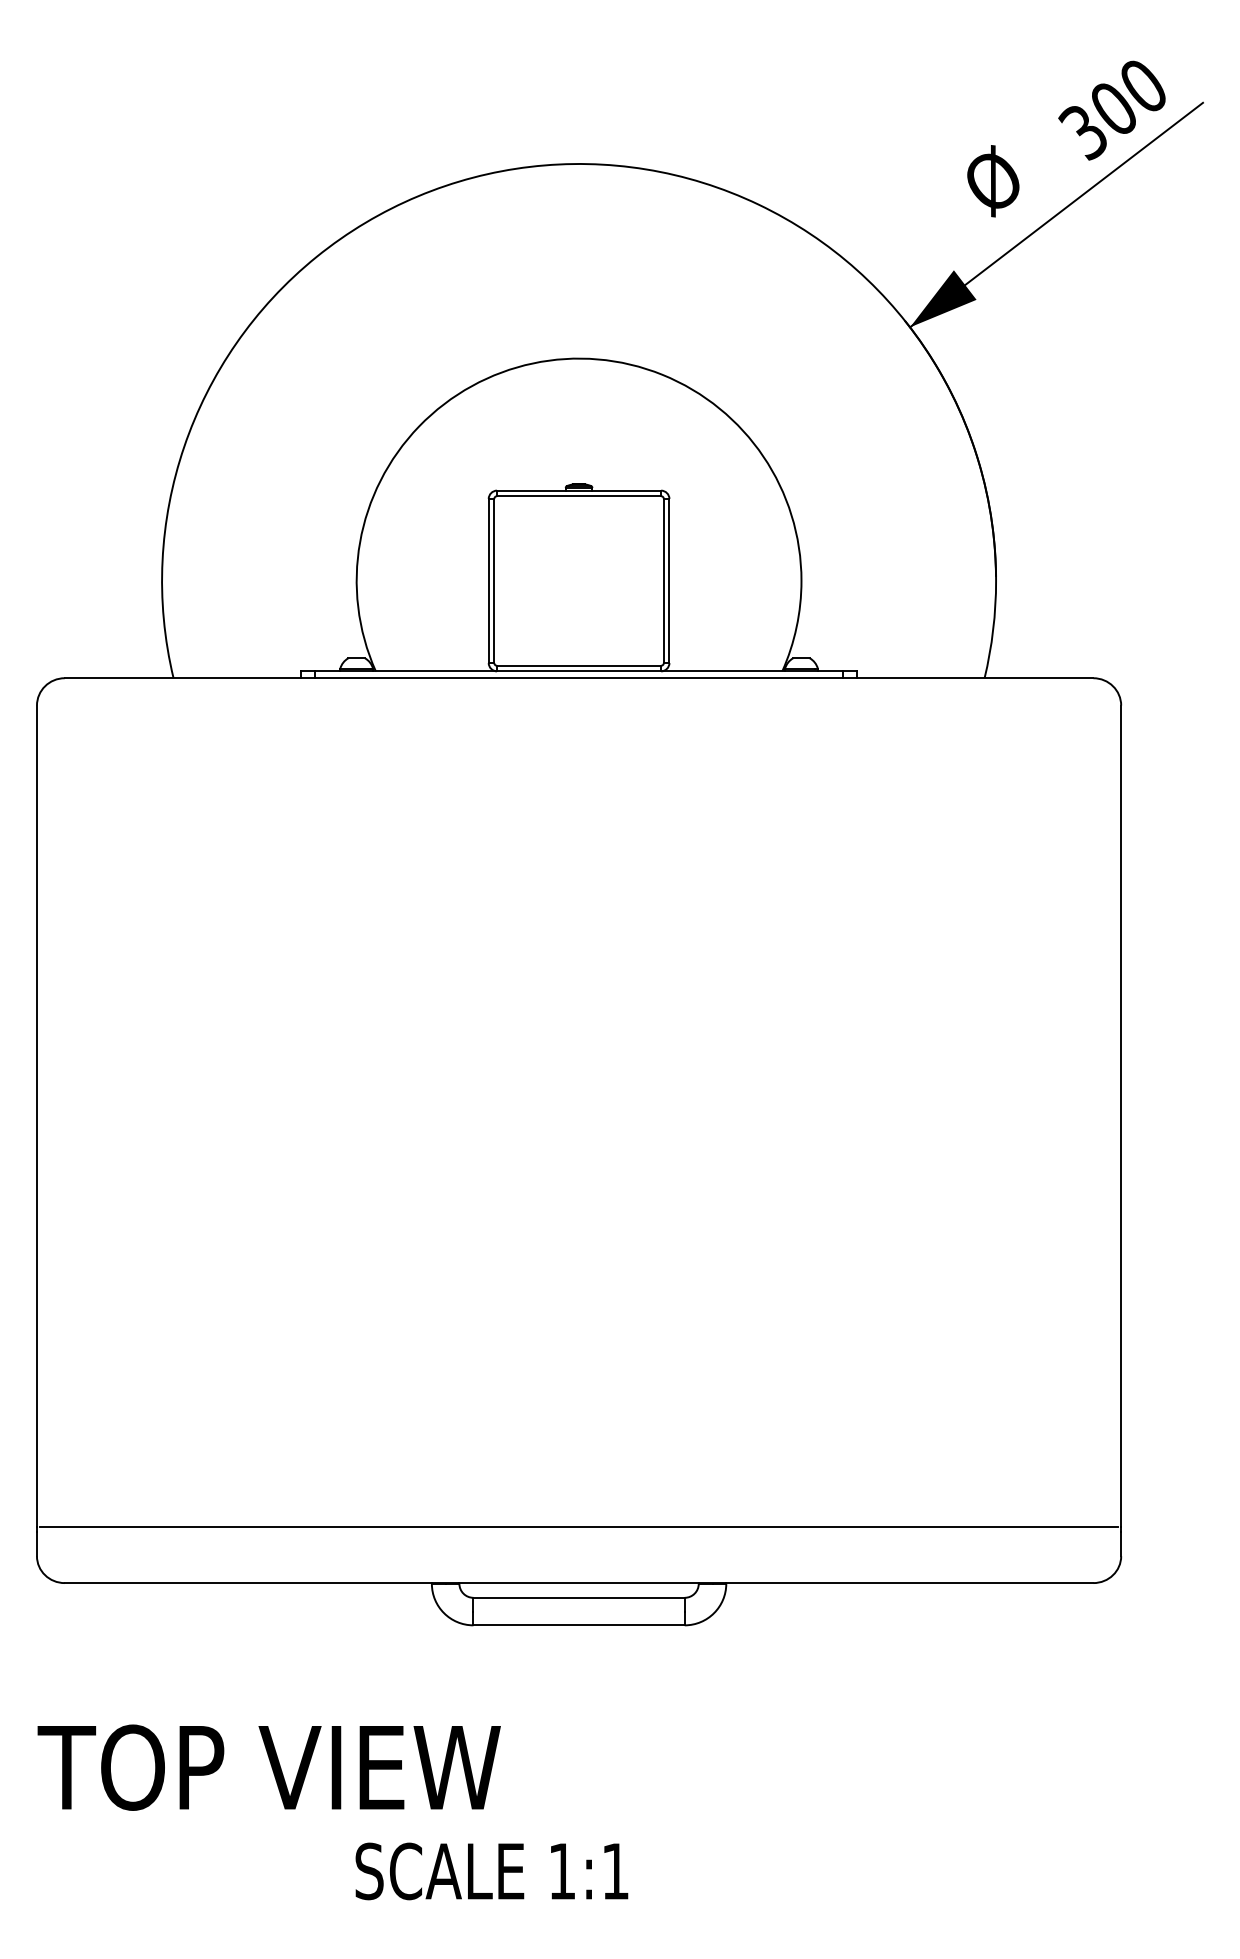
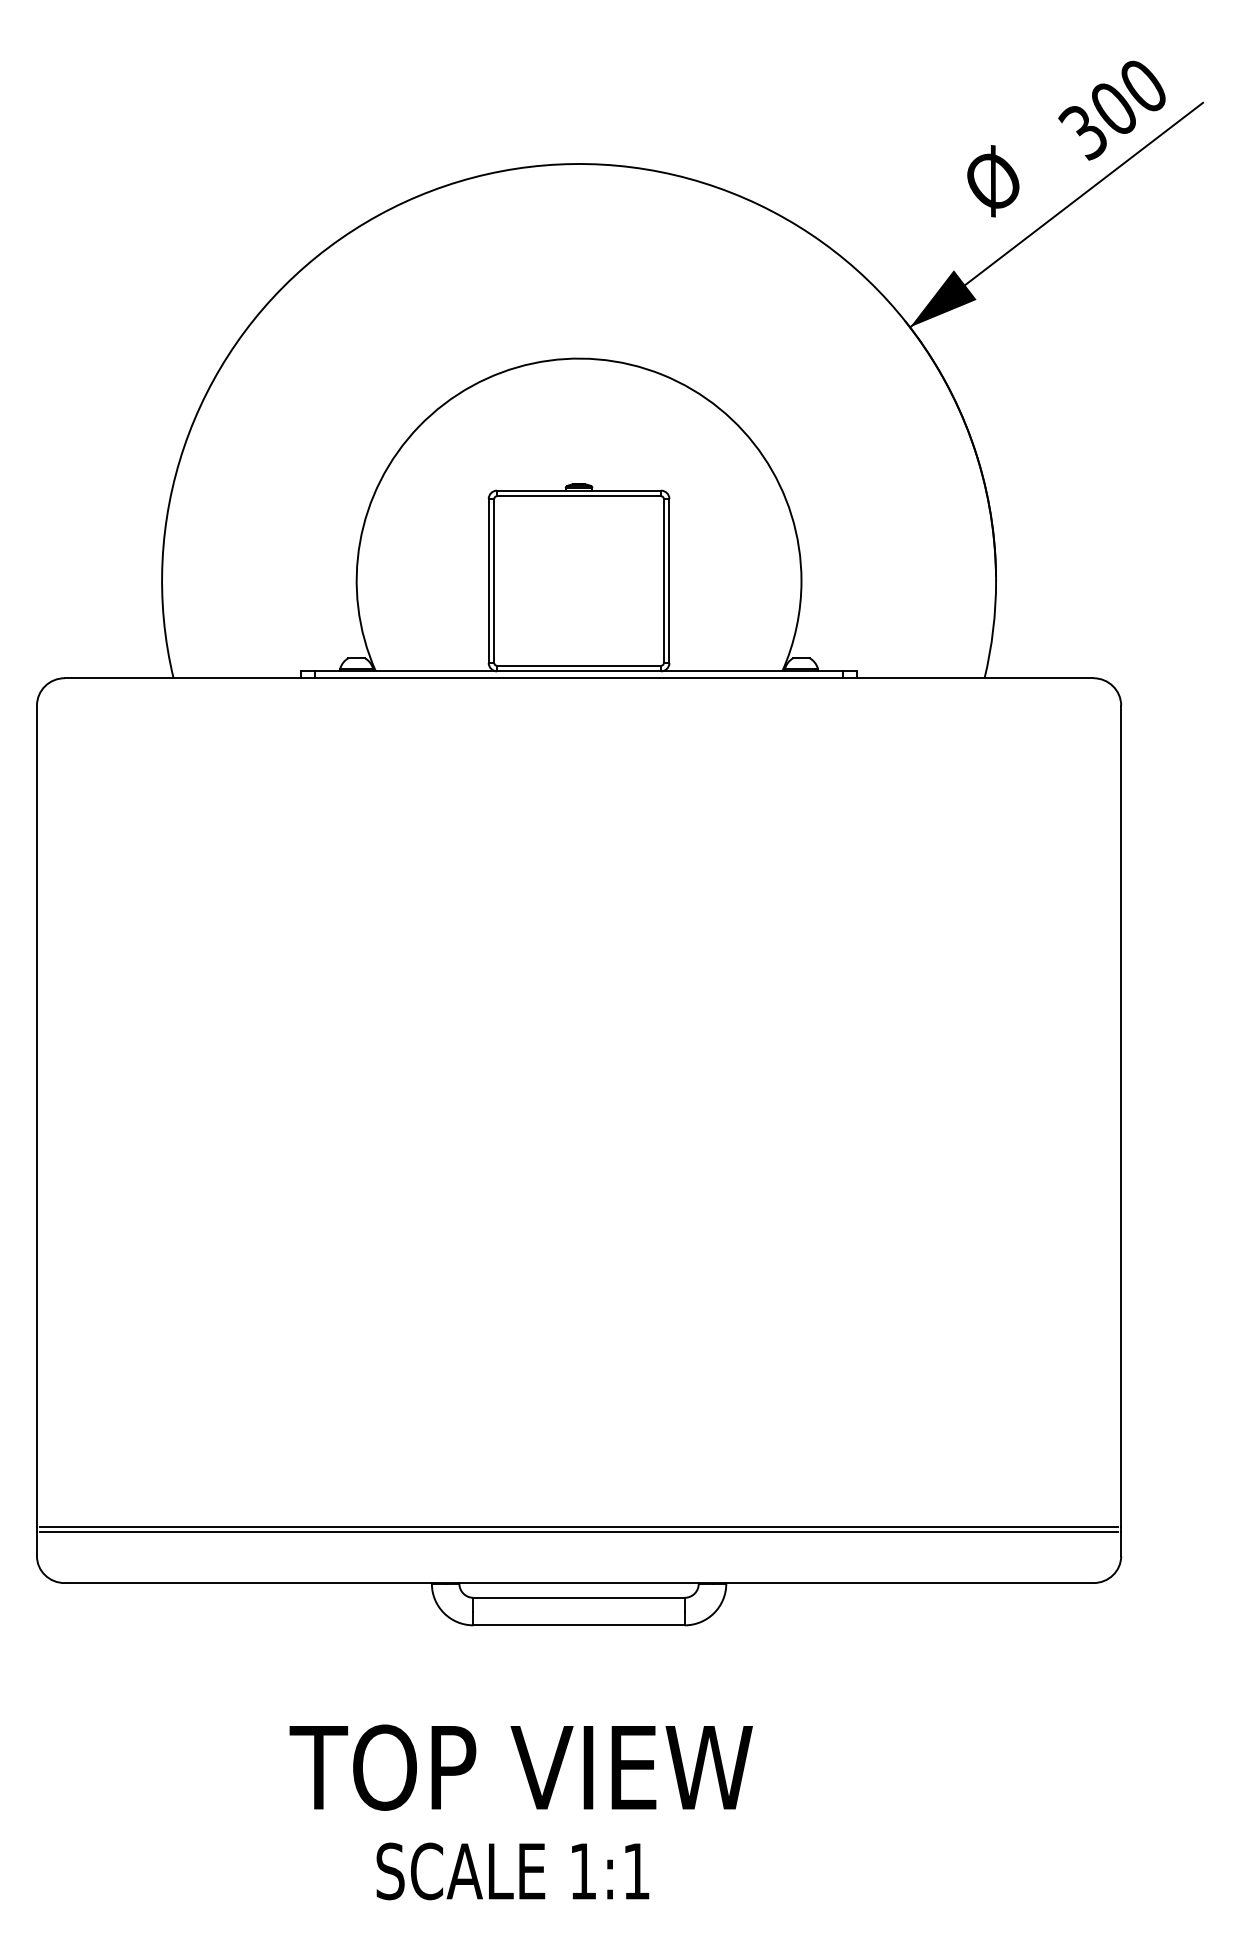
line: none -> present (578, 1531)
text position: (268, 1767) -> (520, 1767) (520, 1767)
text position: (491, 1871) -> (512, 1871) (512, 1871)
